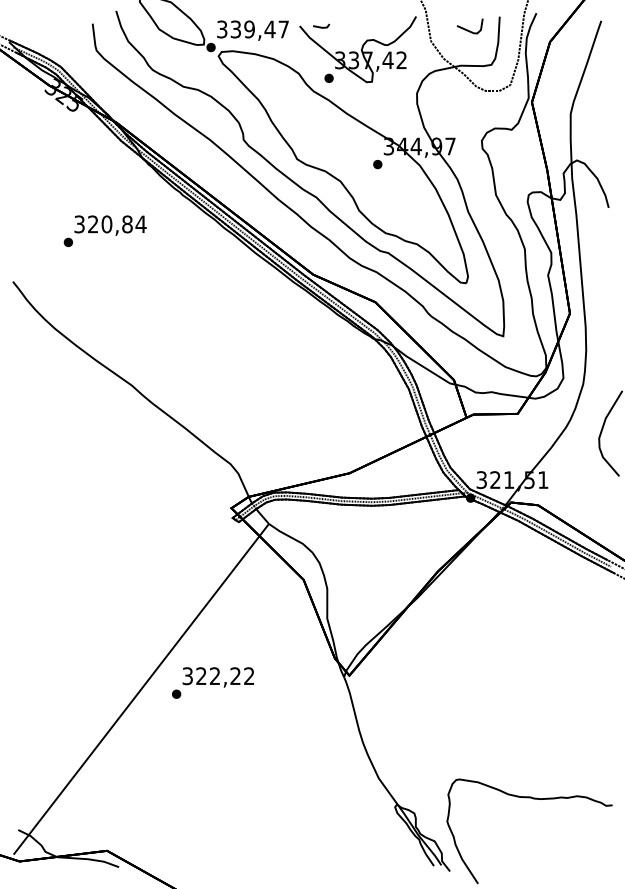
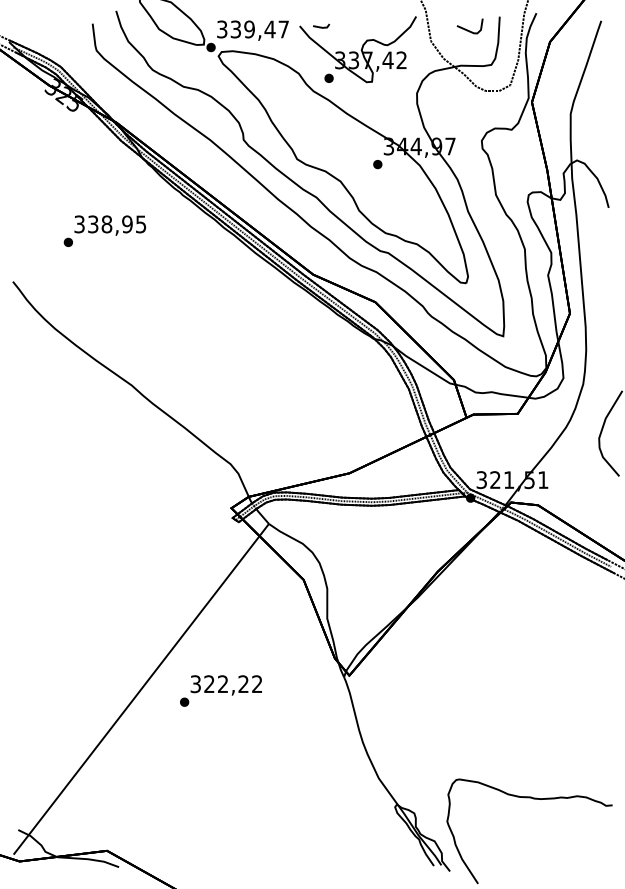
text: 320,84 -> 338,95 (117, 224)
text position: (212, 682) -> (220, 690) (220, 690)
